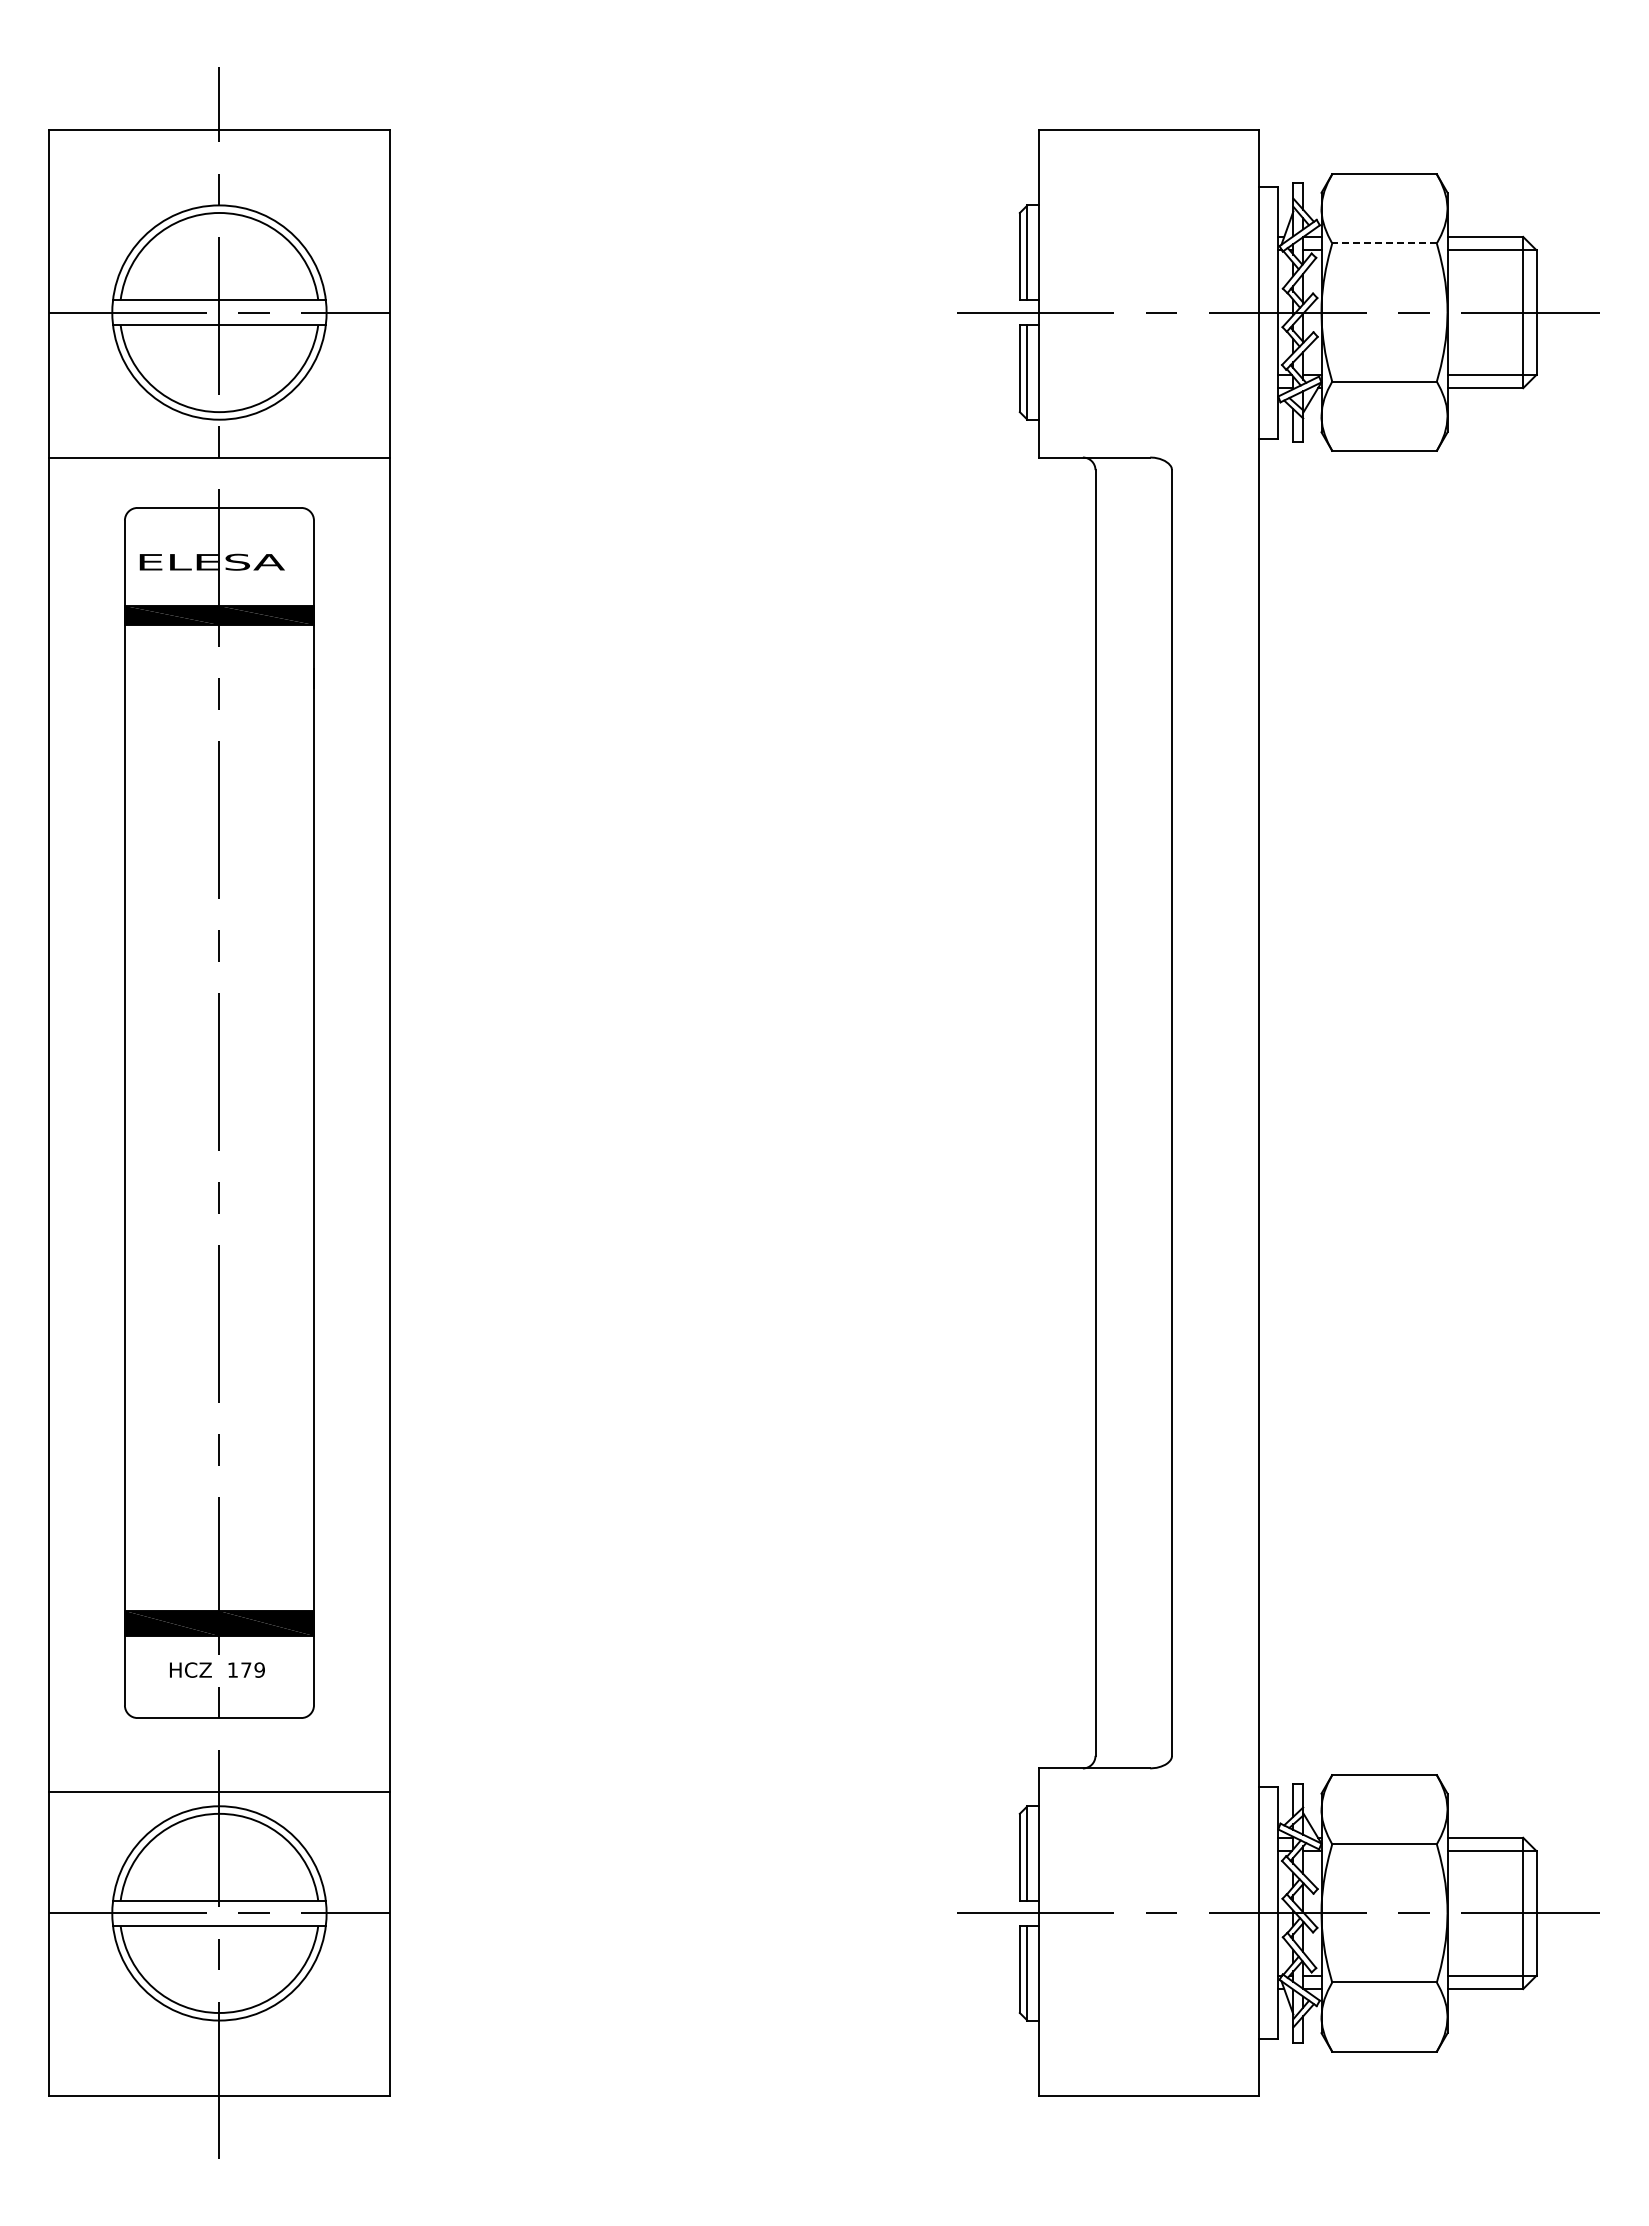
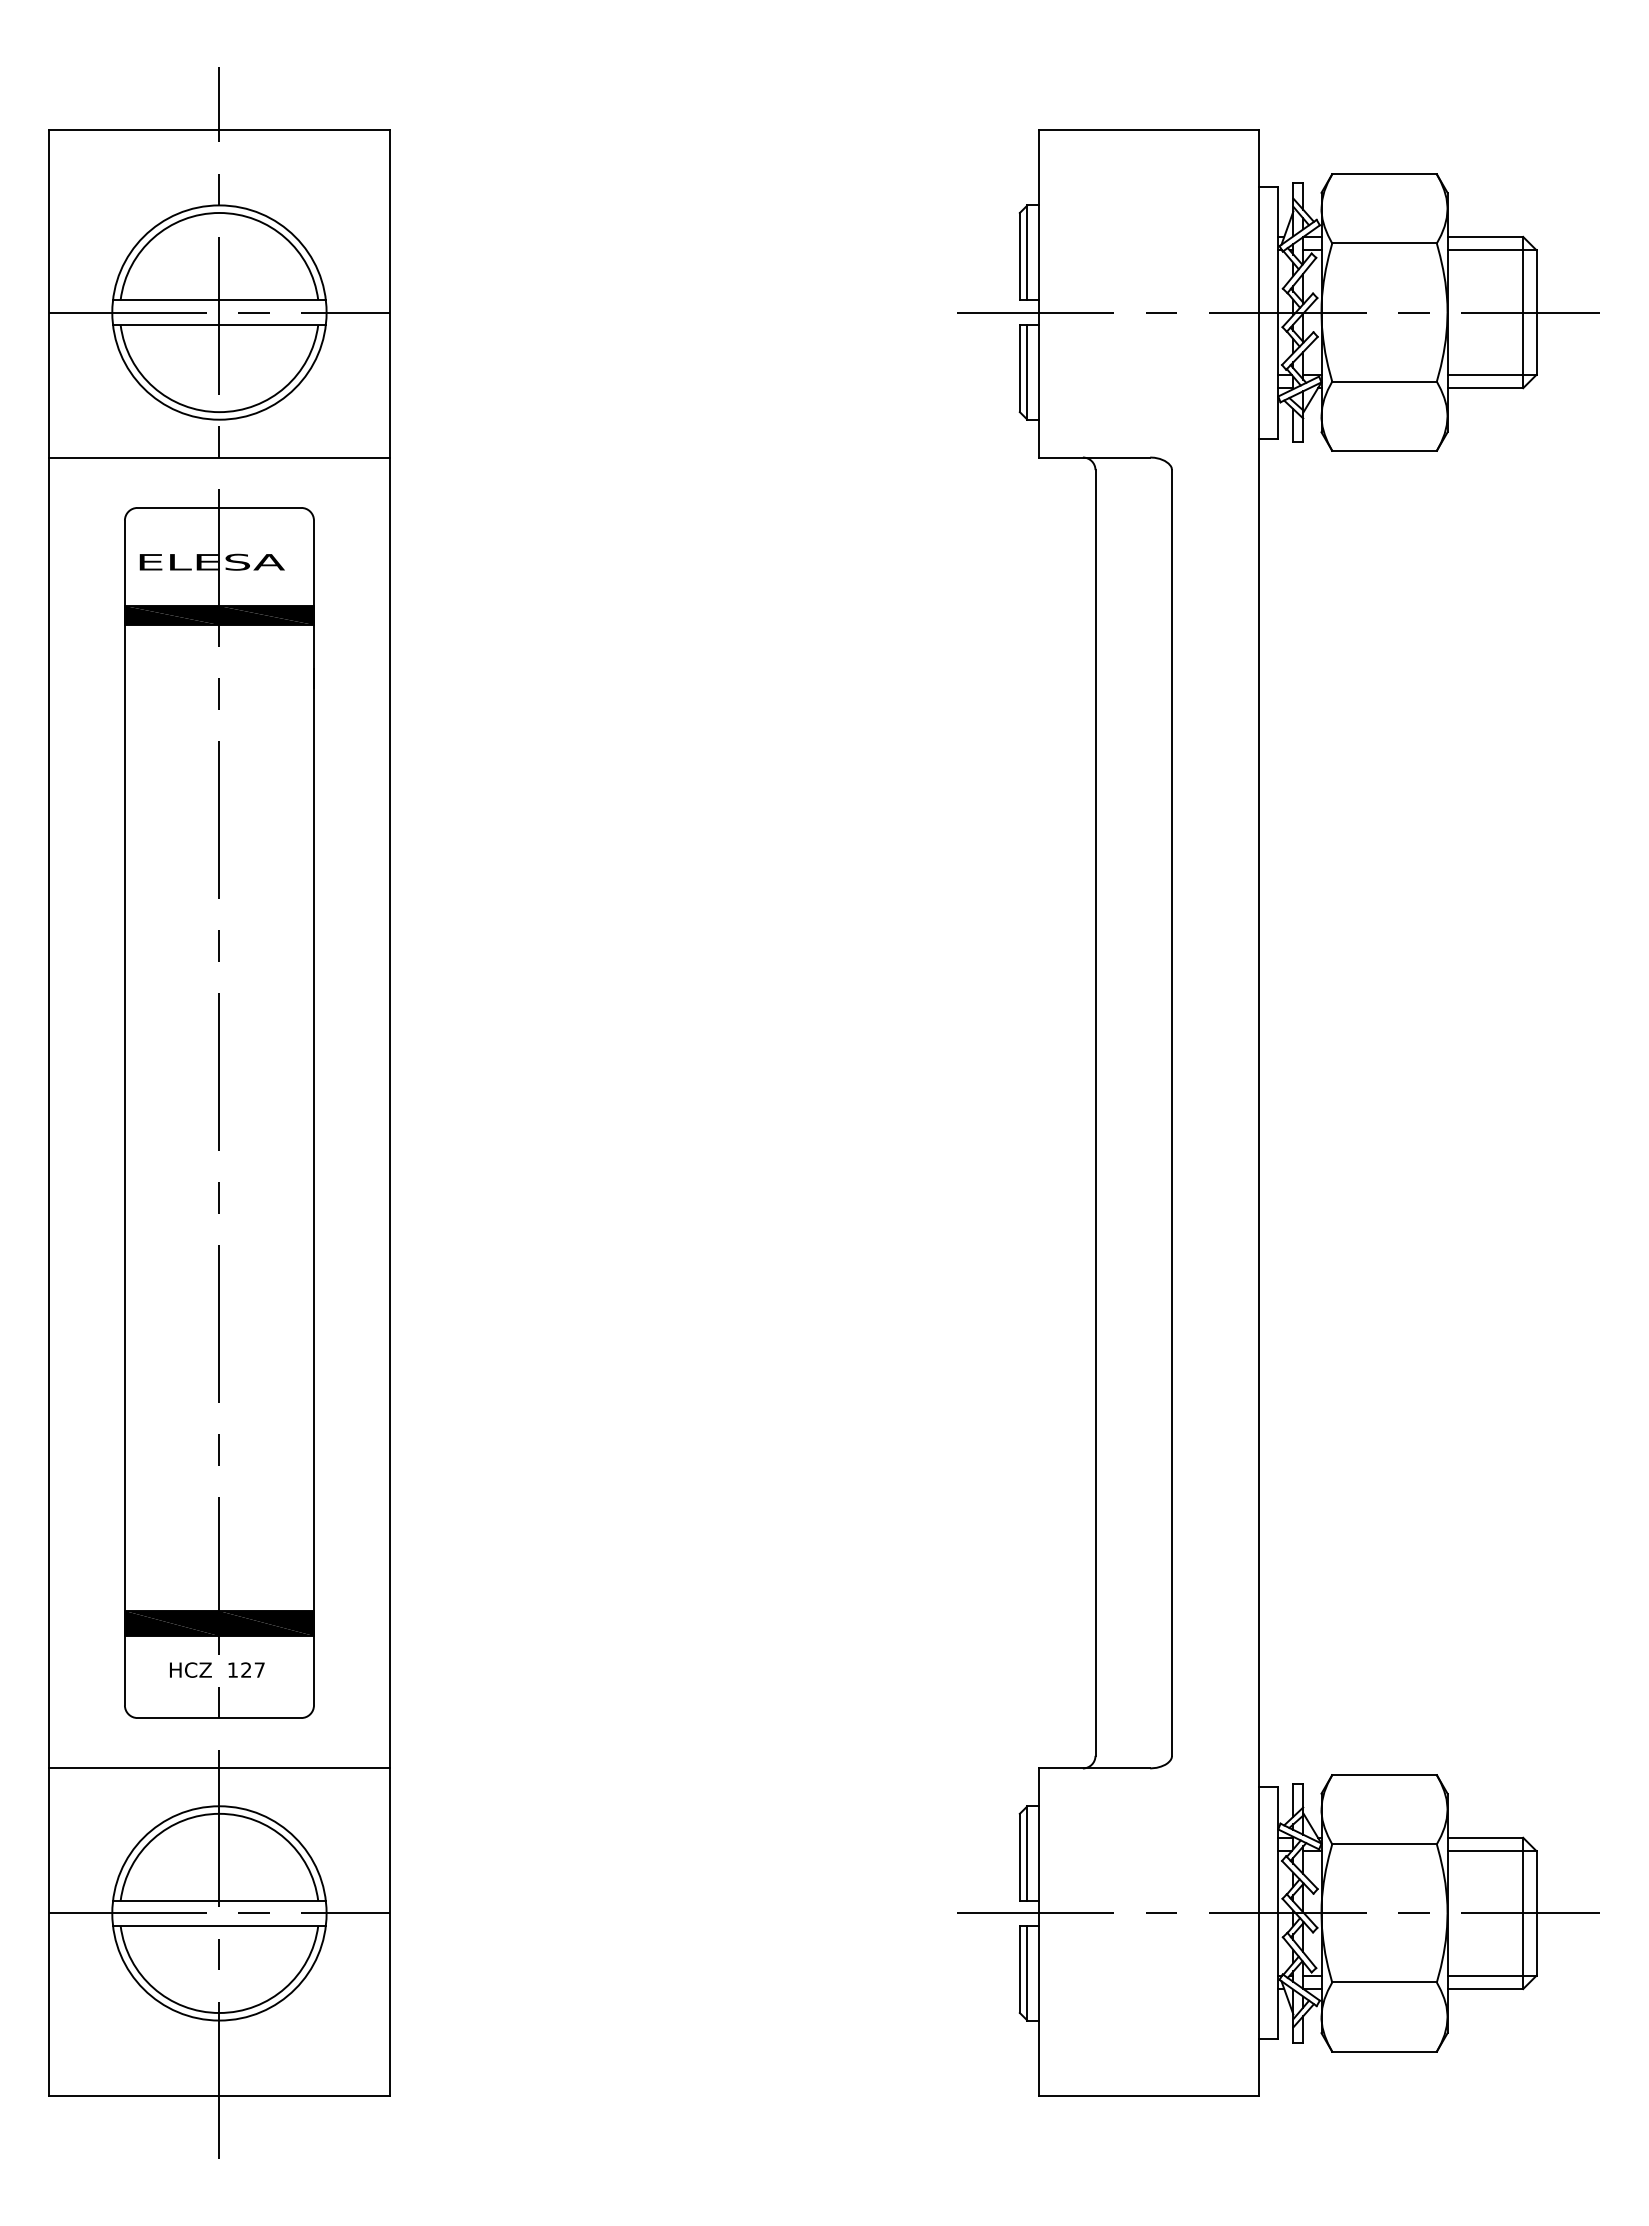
line: dashed -> solid (1384, 243)
text: 179 -> 127 (252, 1669)
line position: (219, 1792) -> (219, 1768) (219, 1768)
